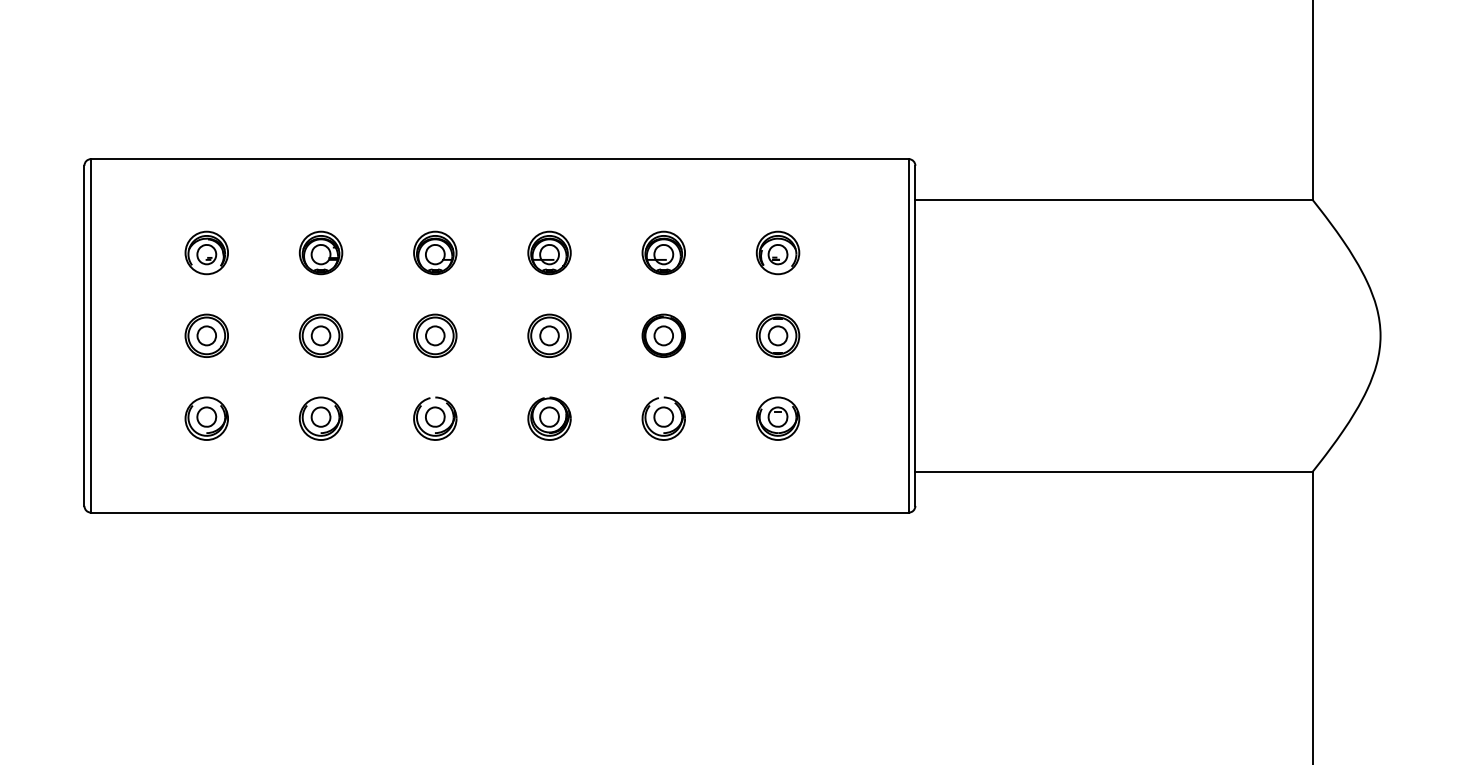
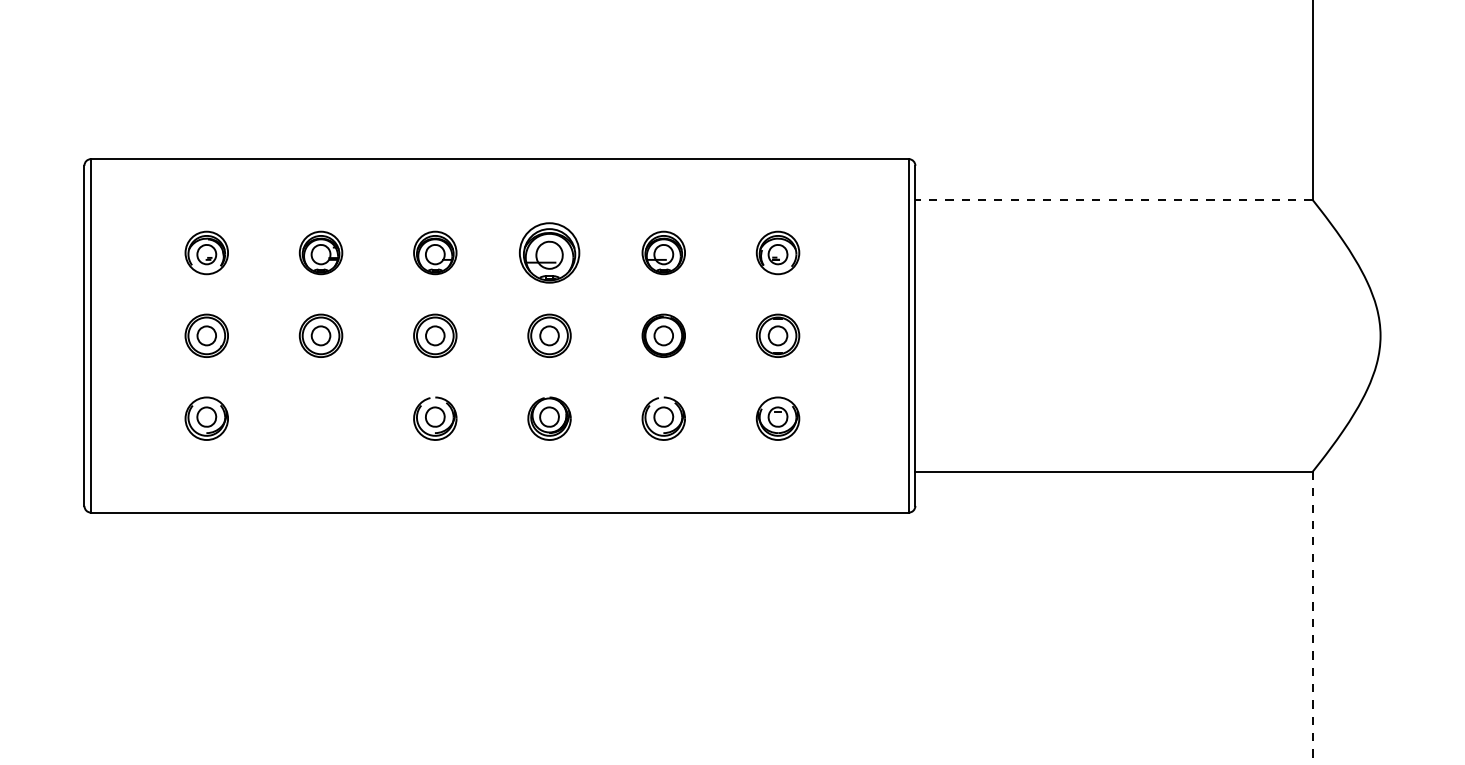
line: solid -> dashed (1114, 199)
part size: 45x46 px -> 62x62 px (549, 252)
part: present -> none (320, 418)
line: solid -> dashed (1312, 618)
